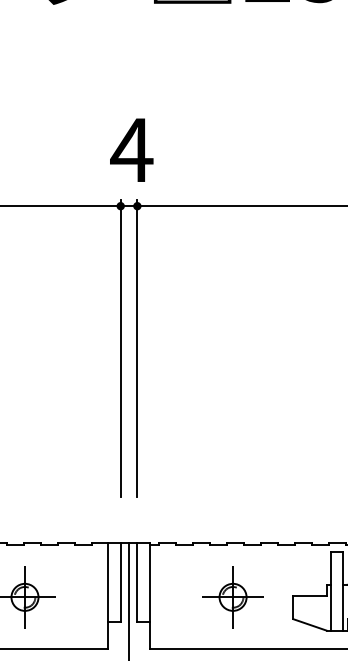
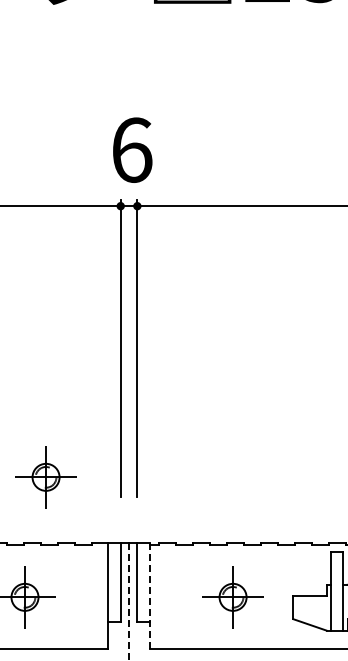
text: 4 -> 6 (131, 149)
part: none -> present (45, 477)
line: solid -> dashed (149, 596)
line: solid -> dashed (129, 602)
